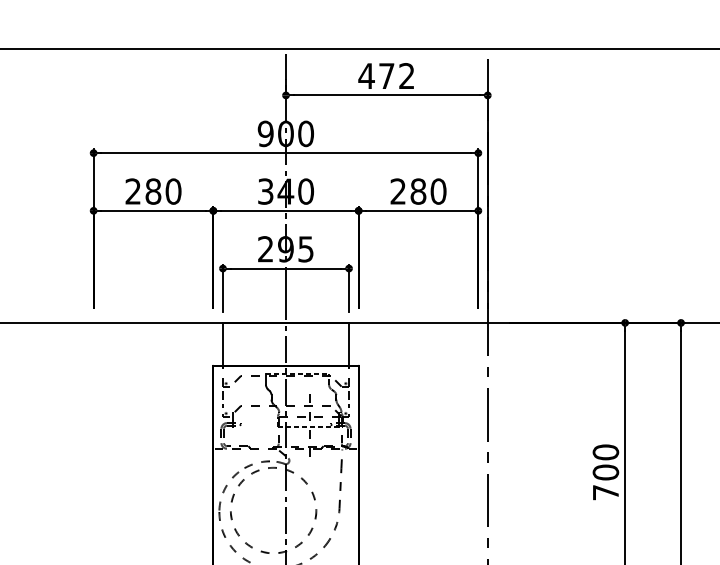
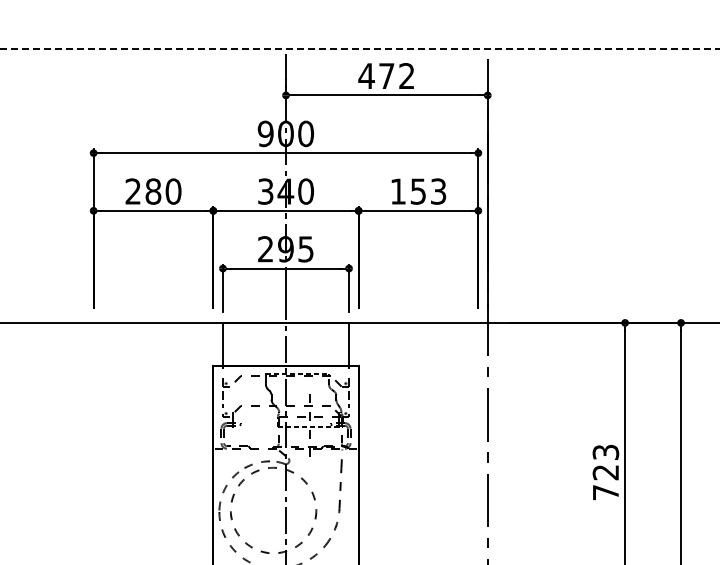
line: solid -> dashed (360, 48)
text: 280 -> 153 (418, 191)
text: 700 -> 723 (605, 462)
